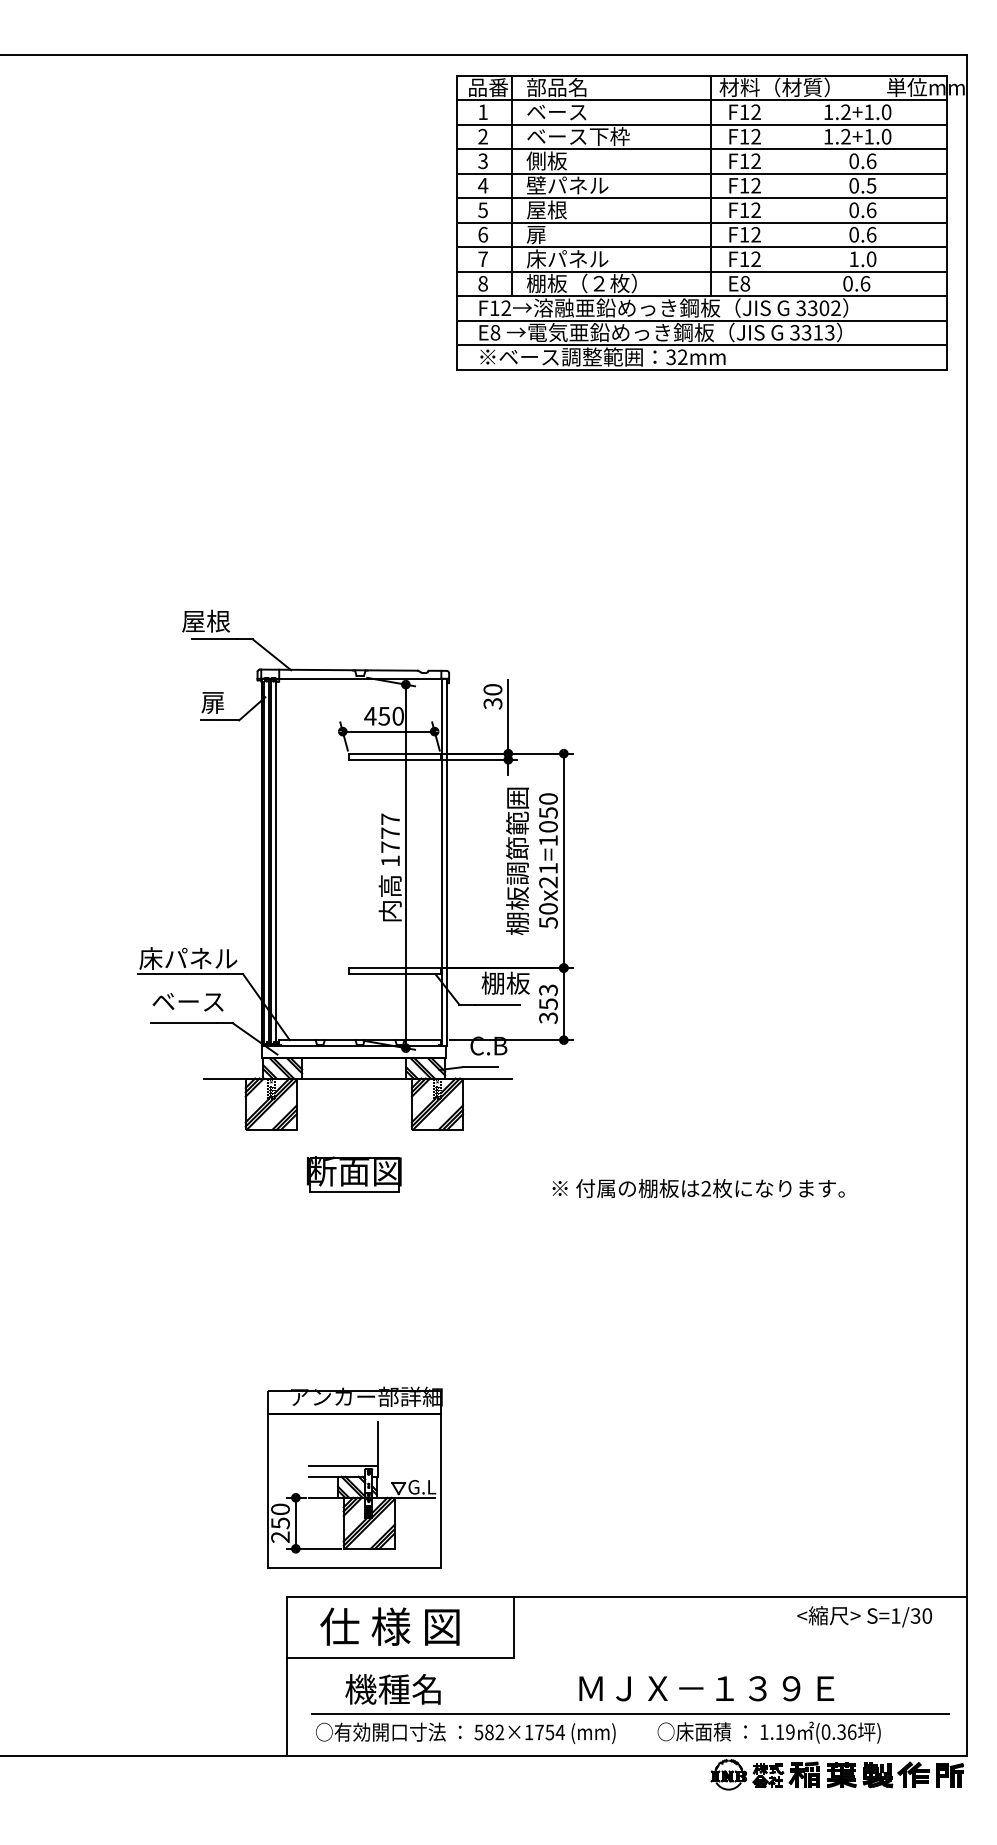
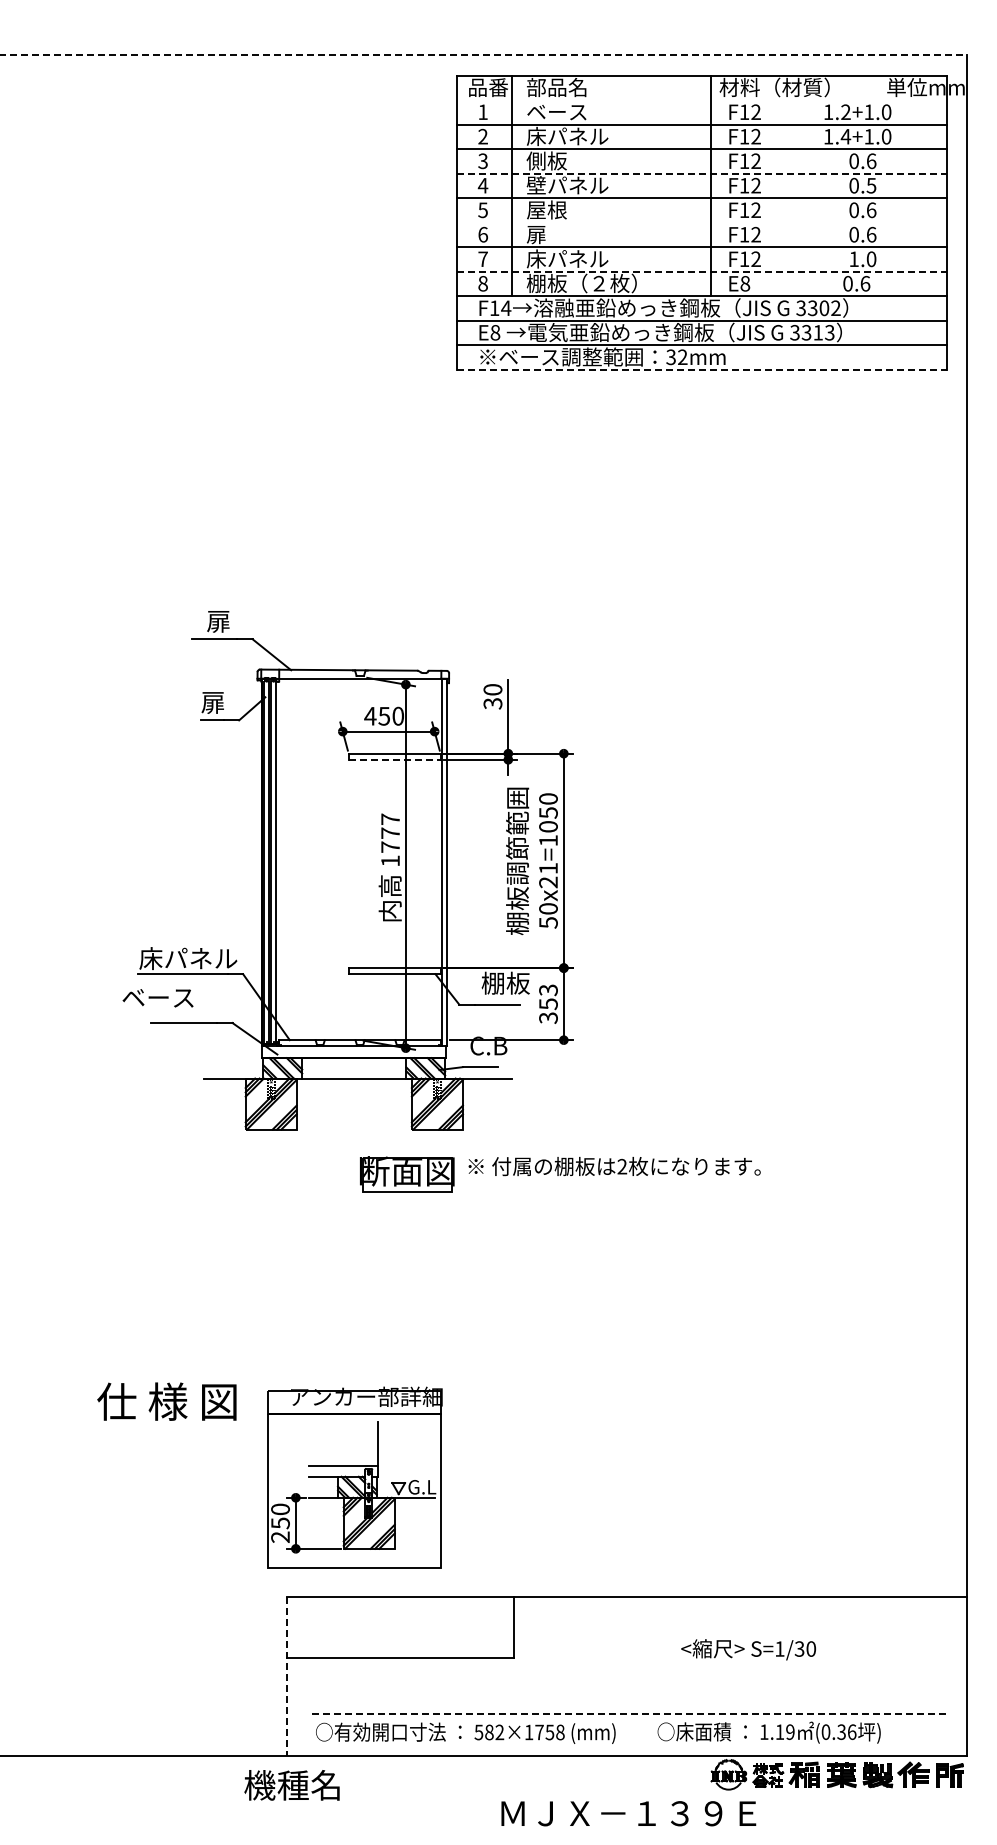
line: solid -> dashed (484, 55)
line: present -> none (701, 100)
text: ベース下枠 -> 床パネル (578, 136)
text: 1.2+1.0 -> 1.4+1.0 (845, 136)
line: solid -> dashed (702, 173)
line: present -> none (701, 222)
line: solid -> dashed (702, 271)
text: F12 -> F14 (506, 307)
line: solid -> dashed (702, 369)
text: 屋根 -> 扉 (206, 620)
line: solid -> dashed (394, 759)
text position: (187, 1002) -> (157, 998) (157, 998)
part position: (354, 1174) -> (407, 1174) (407, 1174)
text position: (698, 1188) -> (614, 1166) (614, 1166)
text position: (864, 1616) -> (748, 1649) (748, 1649)
text position: (389, 1626) -> (166, 1401) (166, 1401)
line: solid -> dashed (287, 1676)
text position: (706, 1688) -> (628, 1813) (628, 1813)
text position: (392, 1689) -> (291, 1785) (291, 1785)
line: solid -> dashed (630, 1713)
text: 582×1754 -> 582×1758 (560, 1732)
